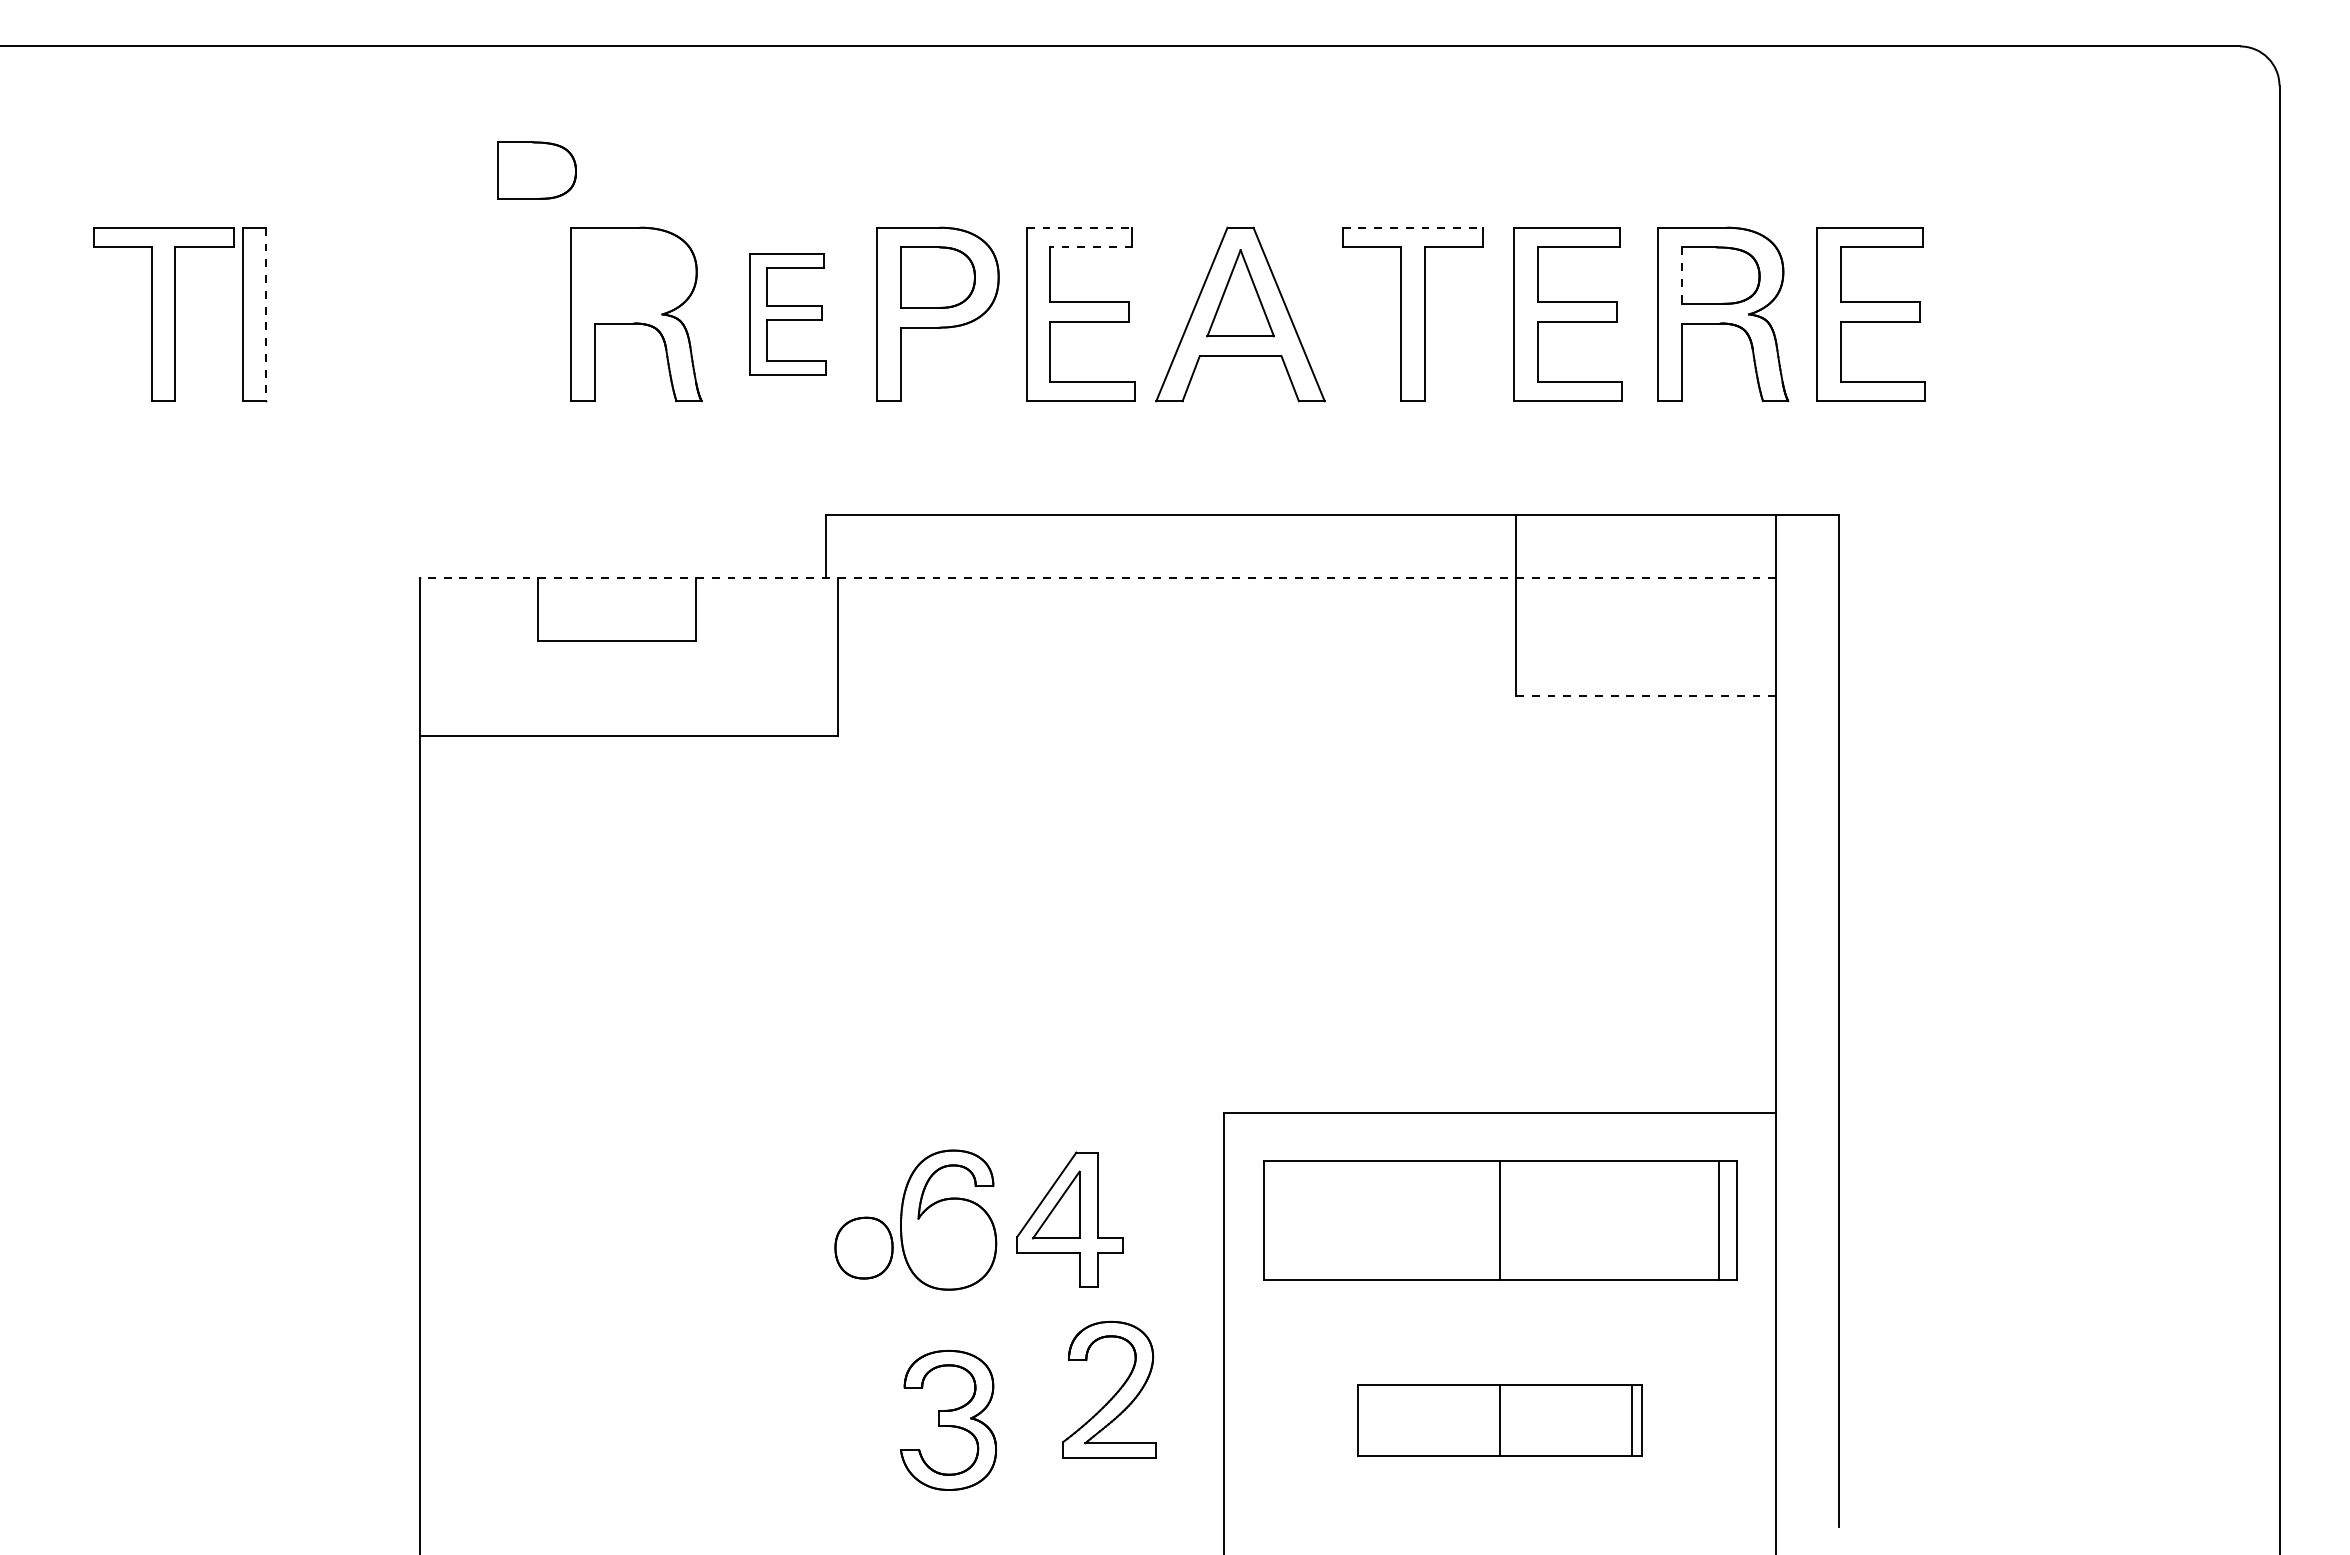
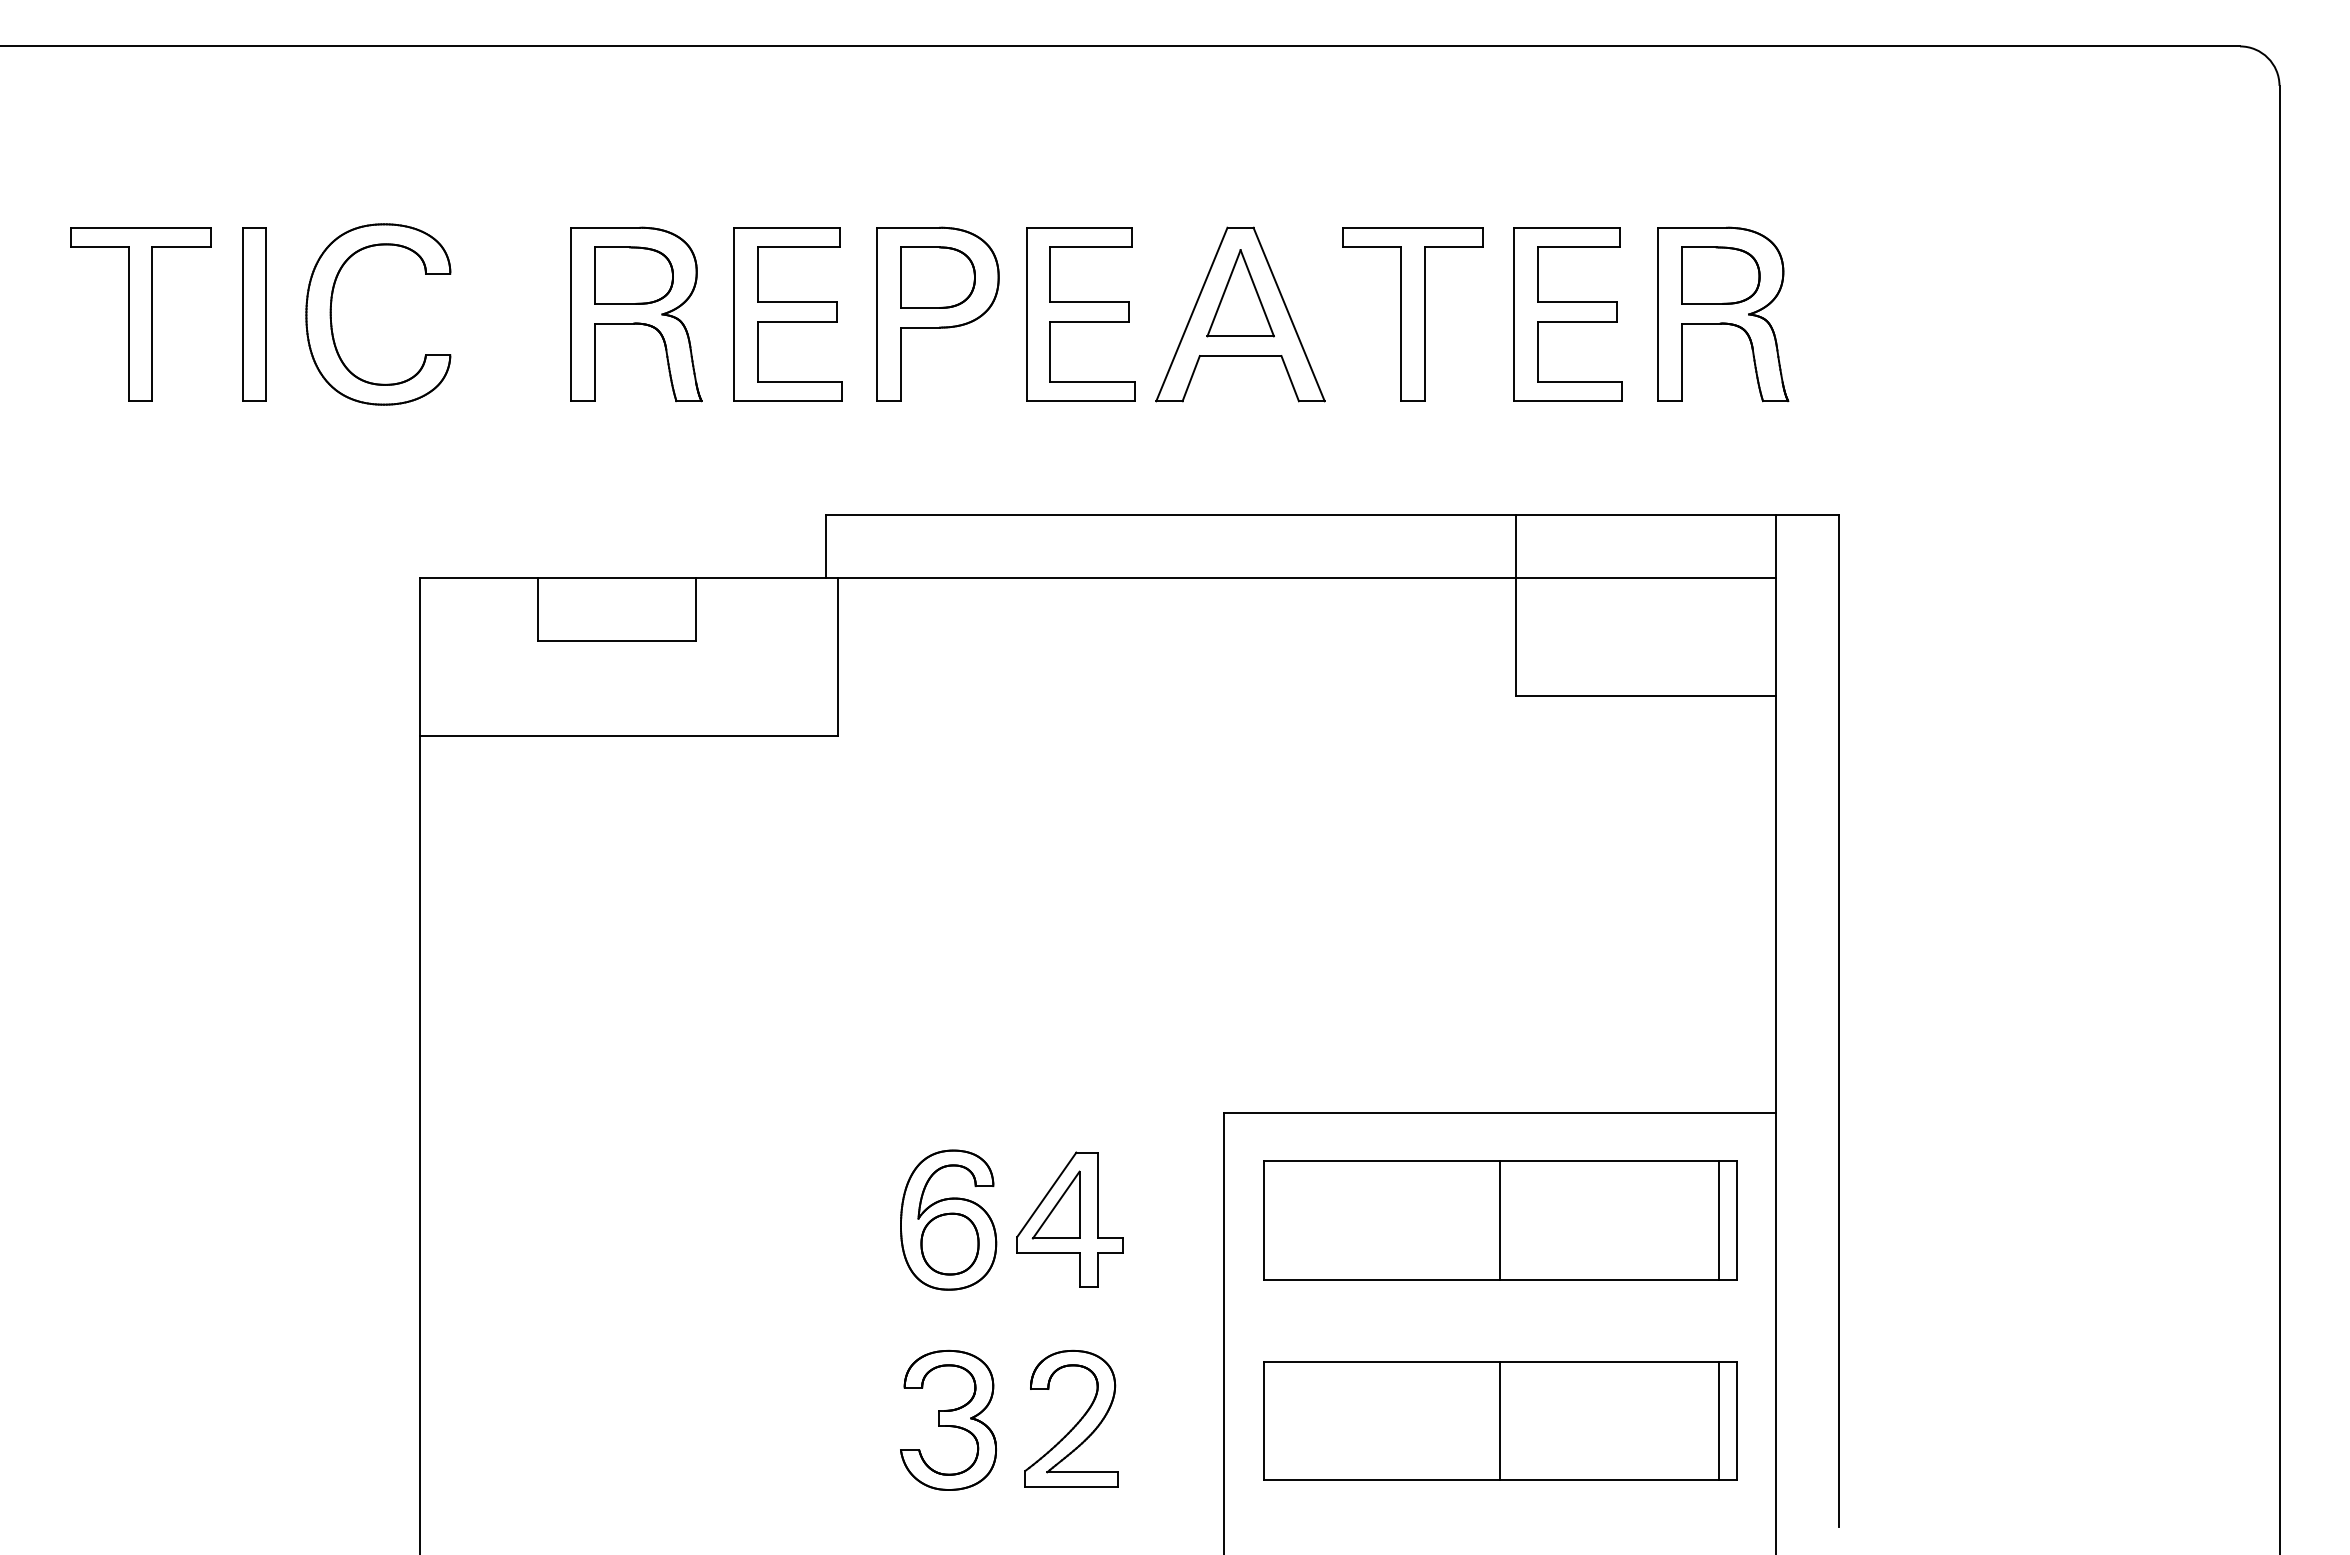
part position: (536, 170) -> (633, 275) (633, 275)
line: dashed -> solid (1079, 227)
line: dashed -> solid (1413, 227)
line: dashed -> solid (1090, 247)
line: dashed -> solid (1681, 276)
part position: (163, 314) -> (140, 314) (140, 314)
line: dashed -> solid (266, 314)
part size: 78x123 px -> 110x175 px (787, 314)
part: present -> none (1870, 314)
part: none -> present (332, 323)
line: dashed -> solid (1097, 578)
line: dashed -> solid (1646, 696)
part position: (863, 1247) -> (949, 1243) (949, 1243)
part position: (1114, 1394) -> (1076, 1423) (1076, 1423)
part size: 286x73 px -> 475x120 px (1500, 1420)
